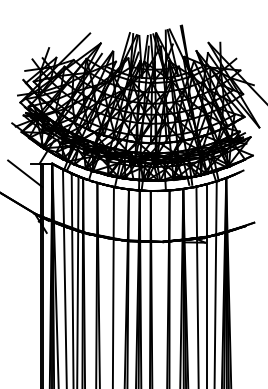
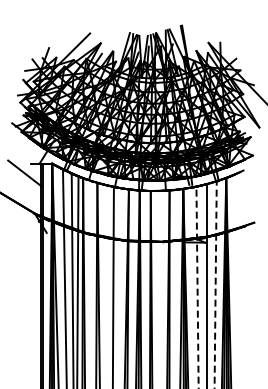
line: solid -> dashed (215, 284)
line: solid -> dashed (197, 287)
